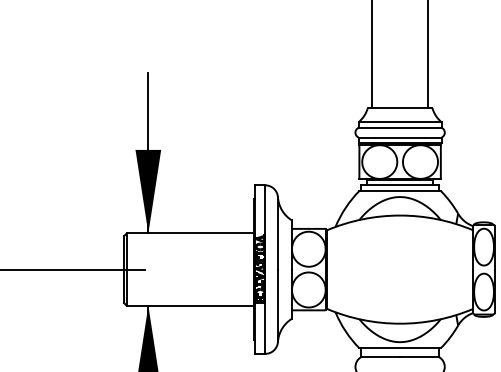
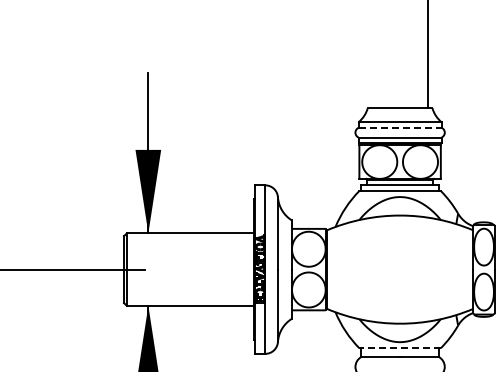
line: present -> none (372, 55)
line: solid -> dashed (400, 127)
line: solid -> dashed (400, 348)
